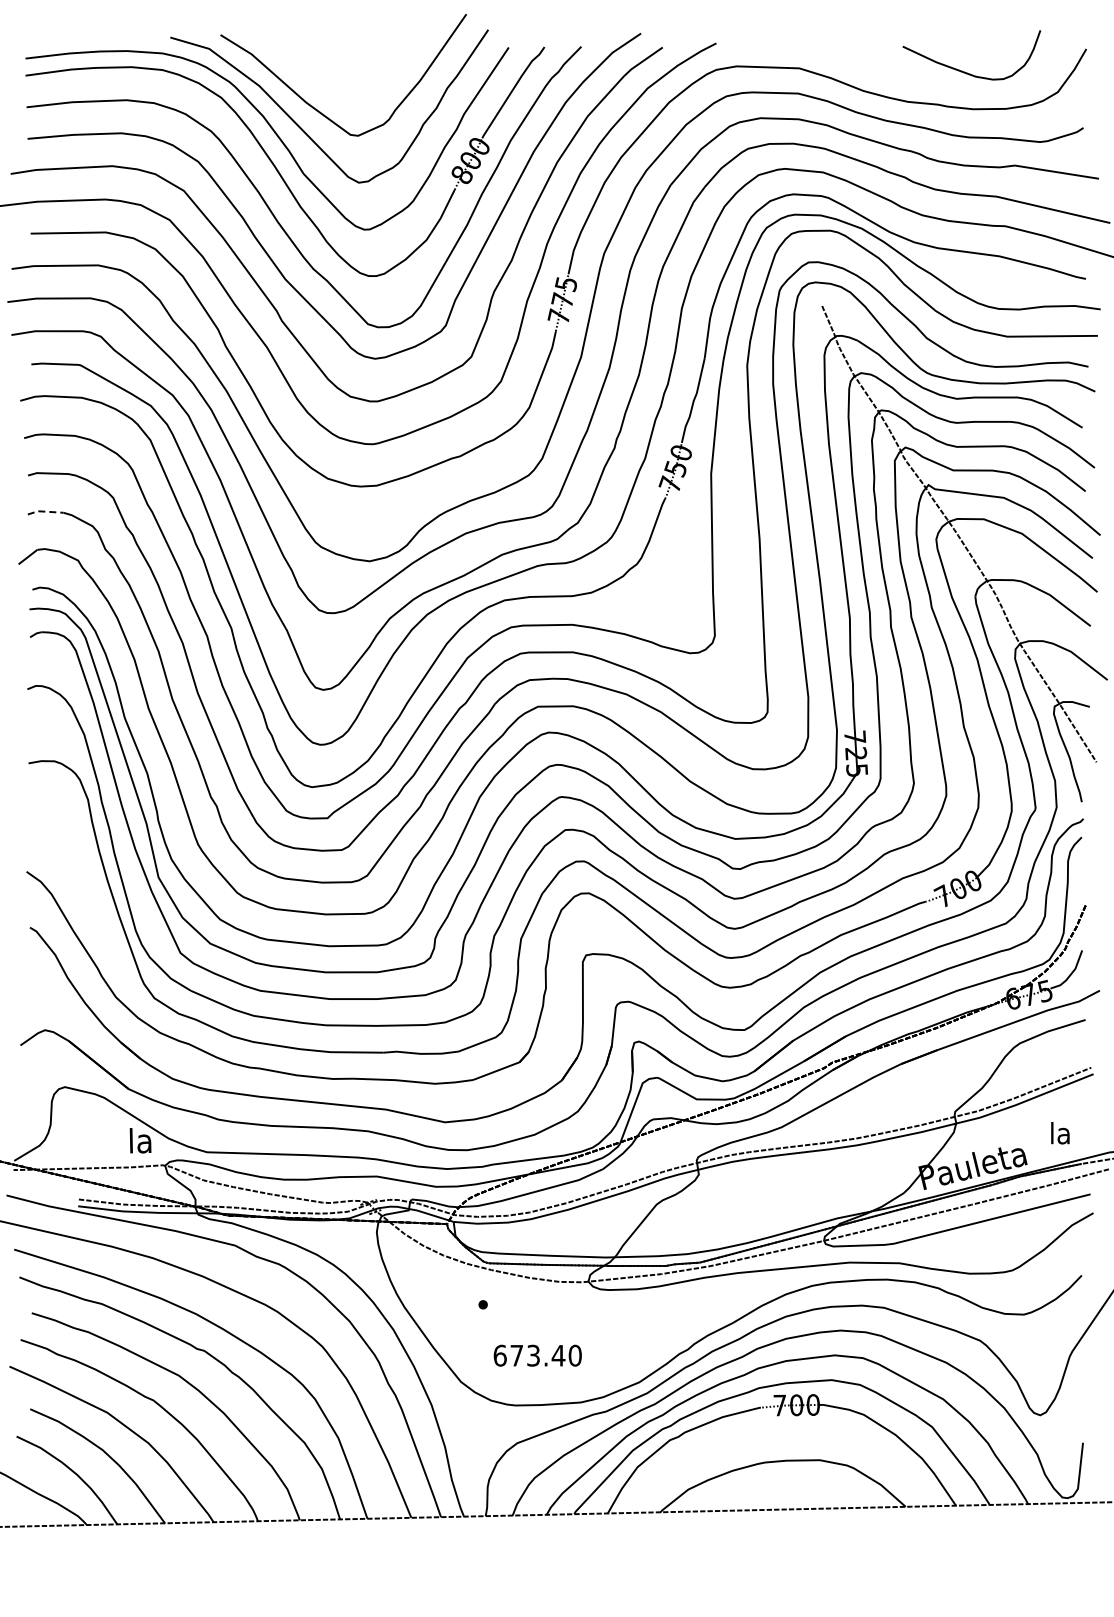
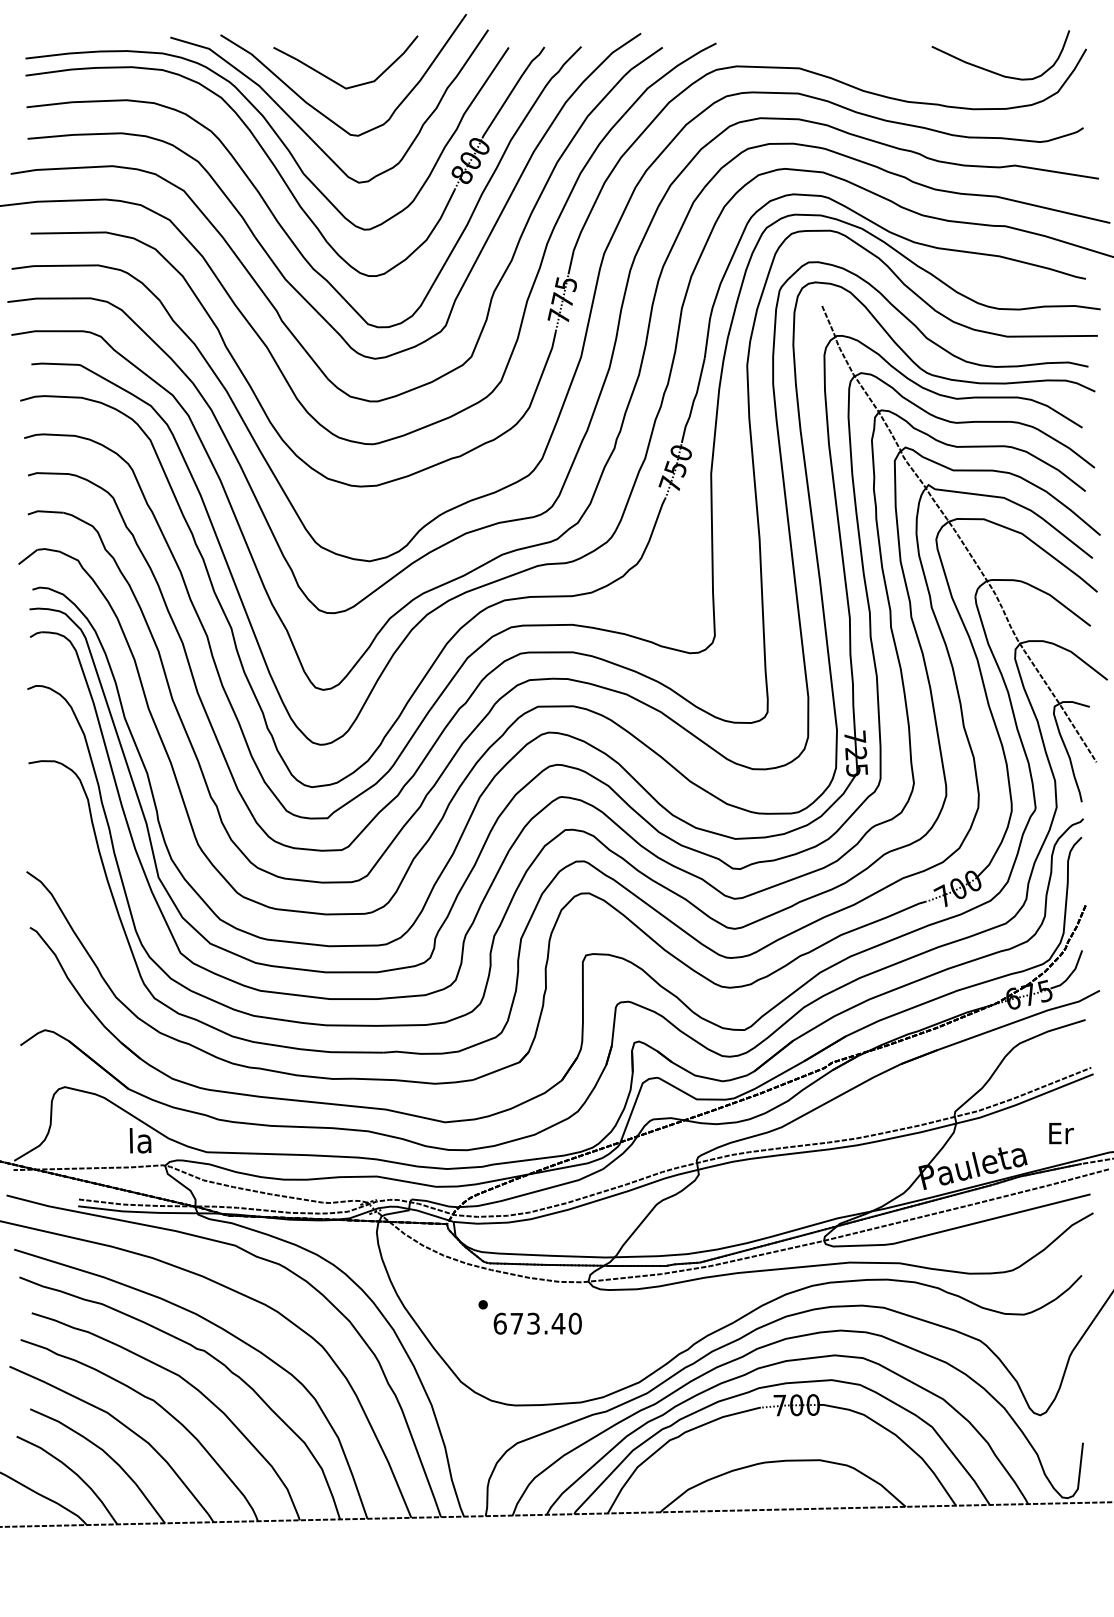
curve position: (964, 71) -> (993, 71) (993, 71)
curve: none -> present (336, 81)
line: dashed -> solid (44, 511)
text: la -> Er (1061, 1133)
text position: (537, 1355) -> (537, 1323) (537, 1323)
